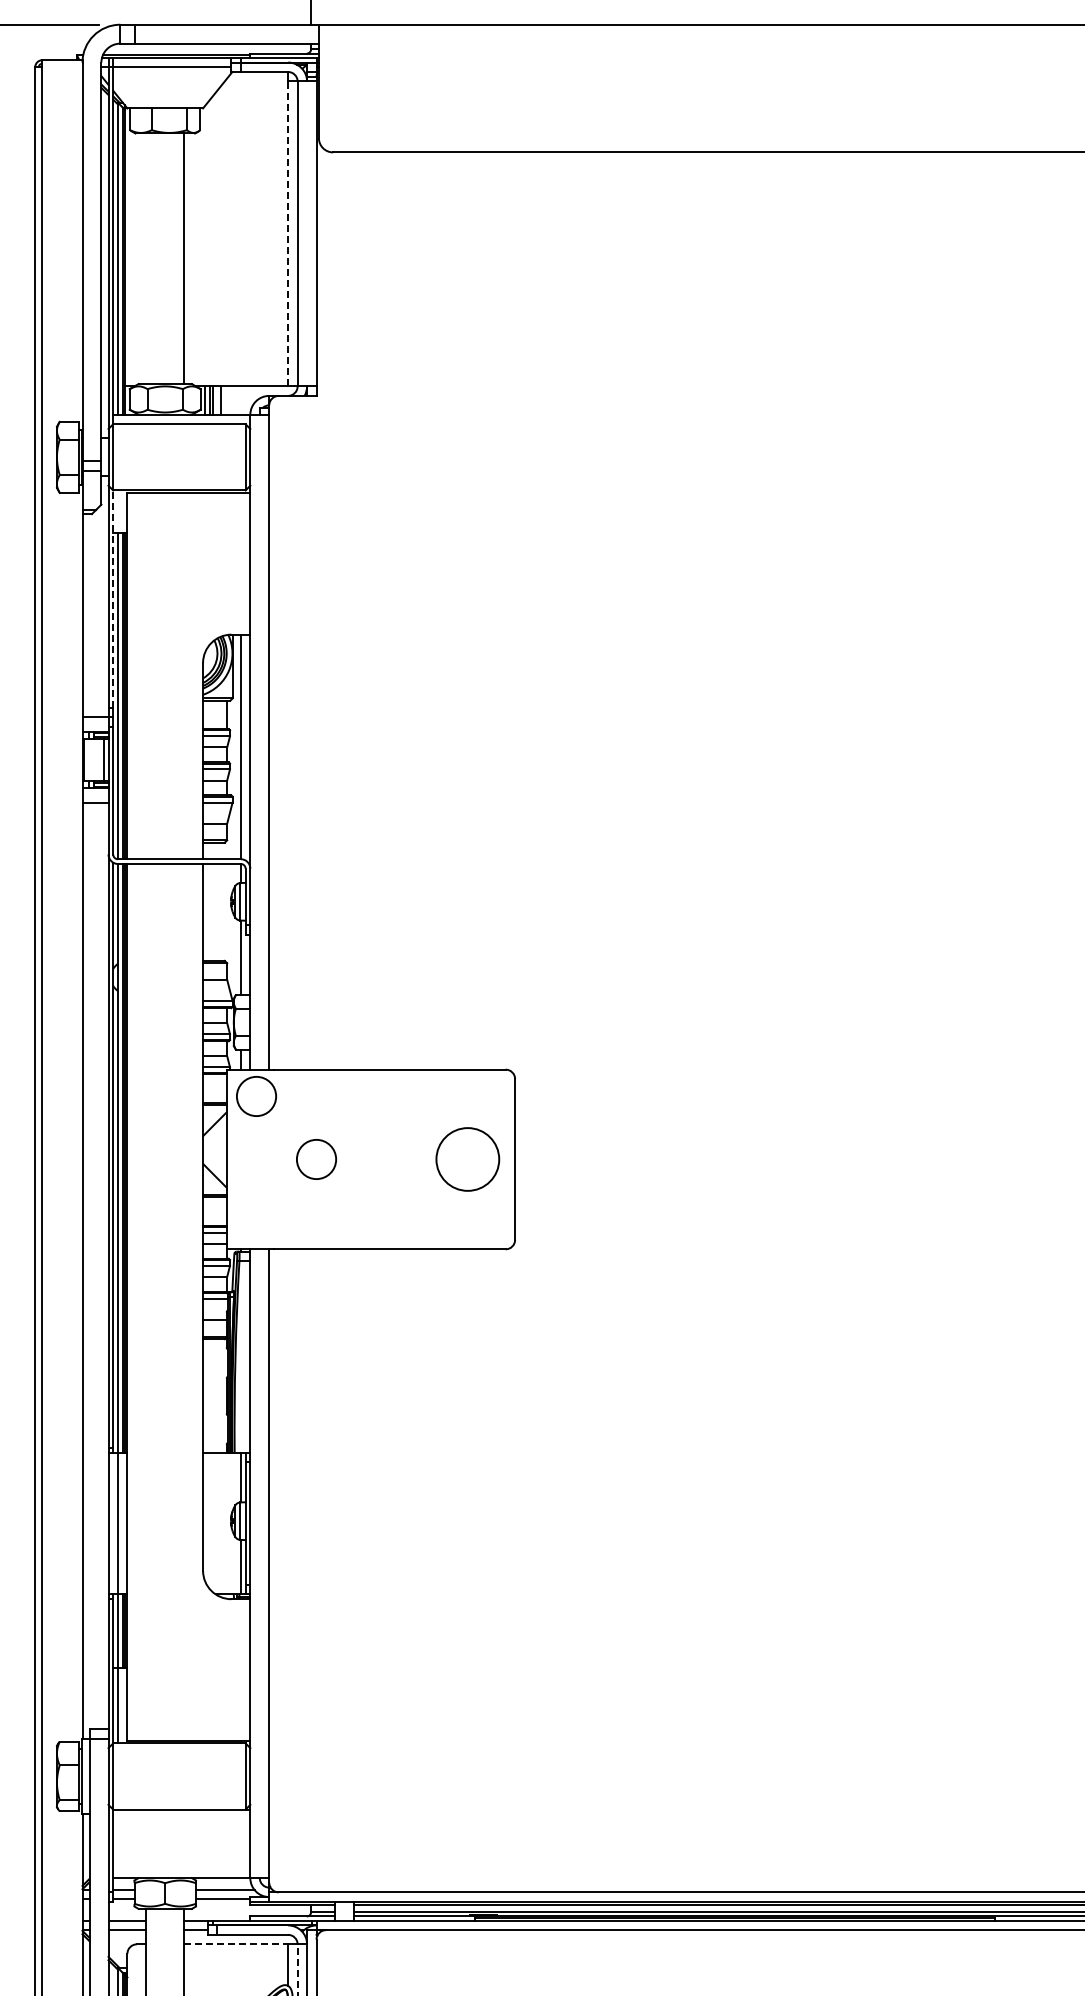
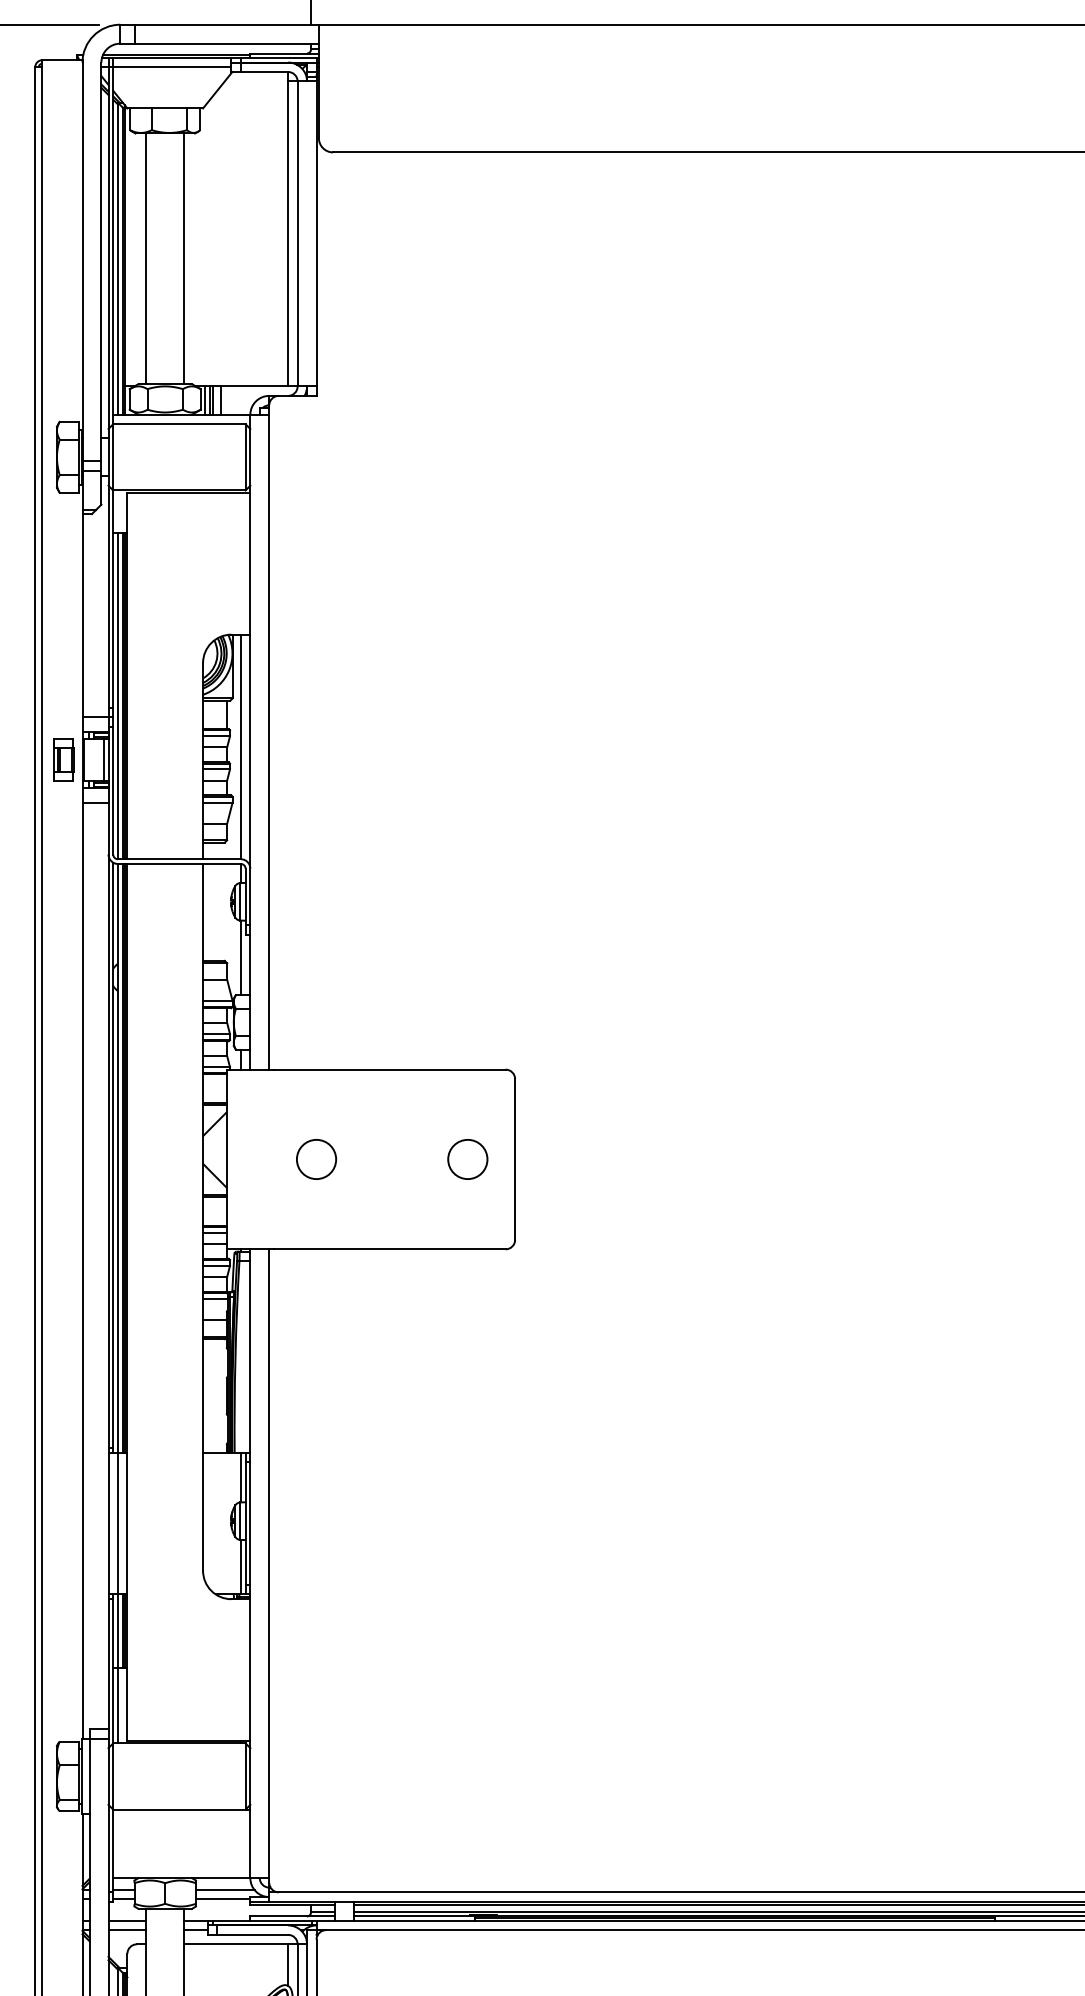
line: dashed -> solid (288, 233)
line: none -> present (146, 258)
line: dashed -> solid (113, 599)
part: none -> present (63, 759)
circle: present -> none (256, 1096)
circle diameter: 63 px -> 39 px (467, 1159)
line: dashed -> solid (236, 1944)
line: dashed -> solid (297, 1969)
